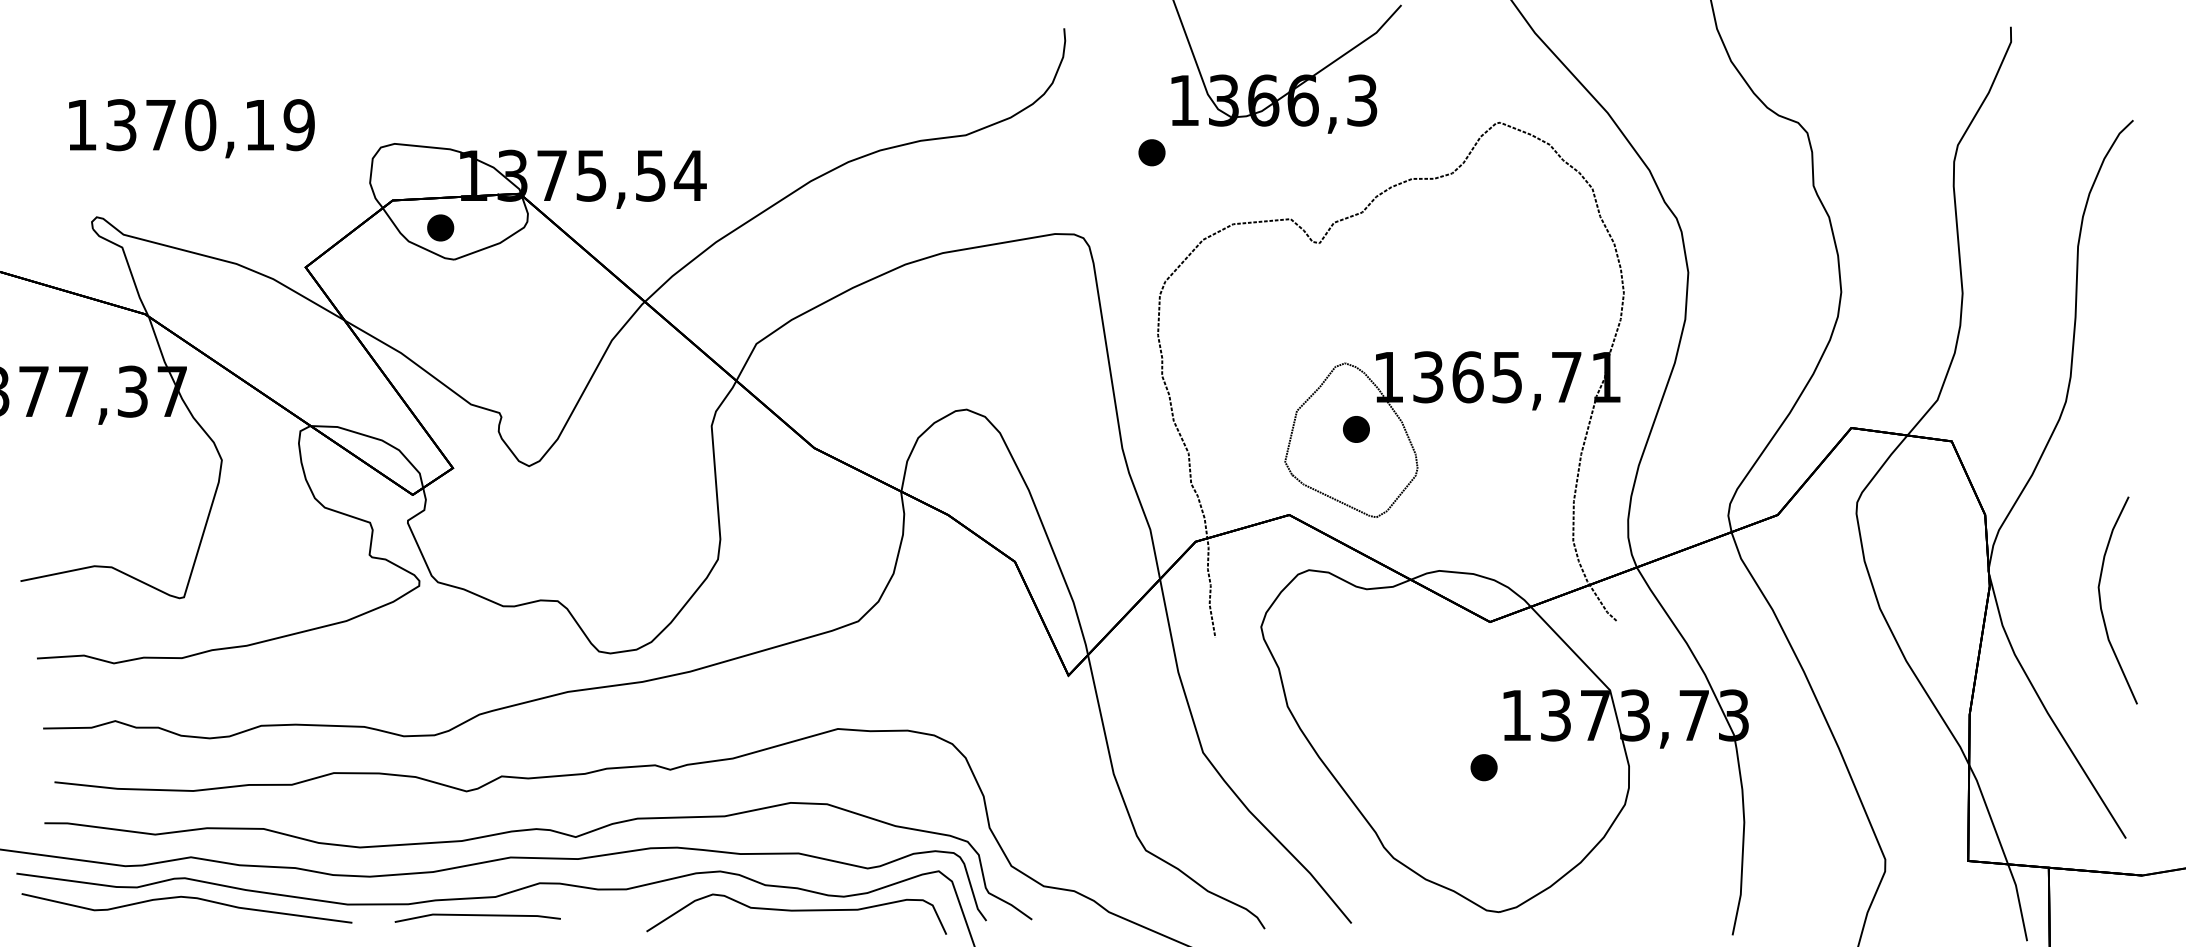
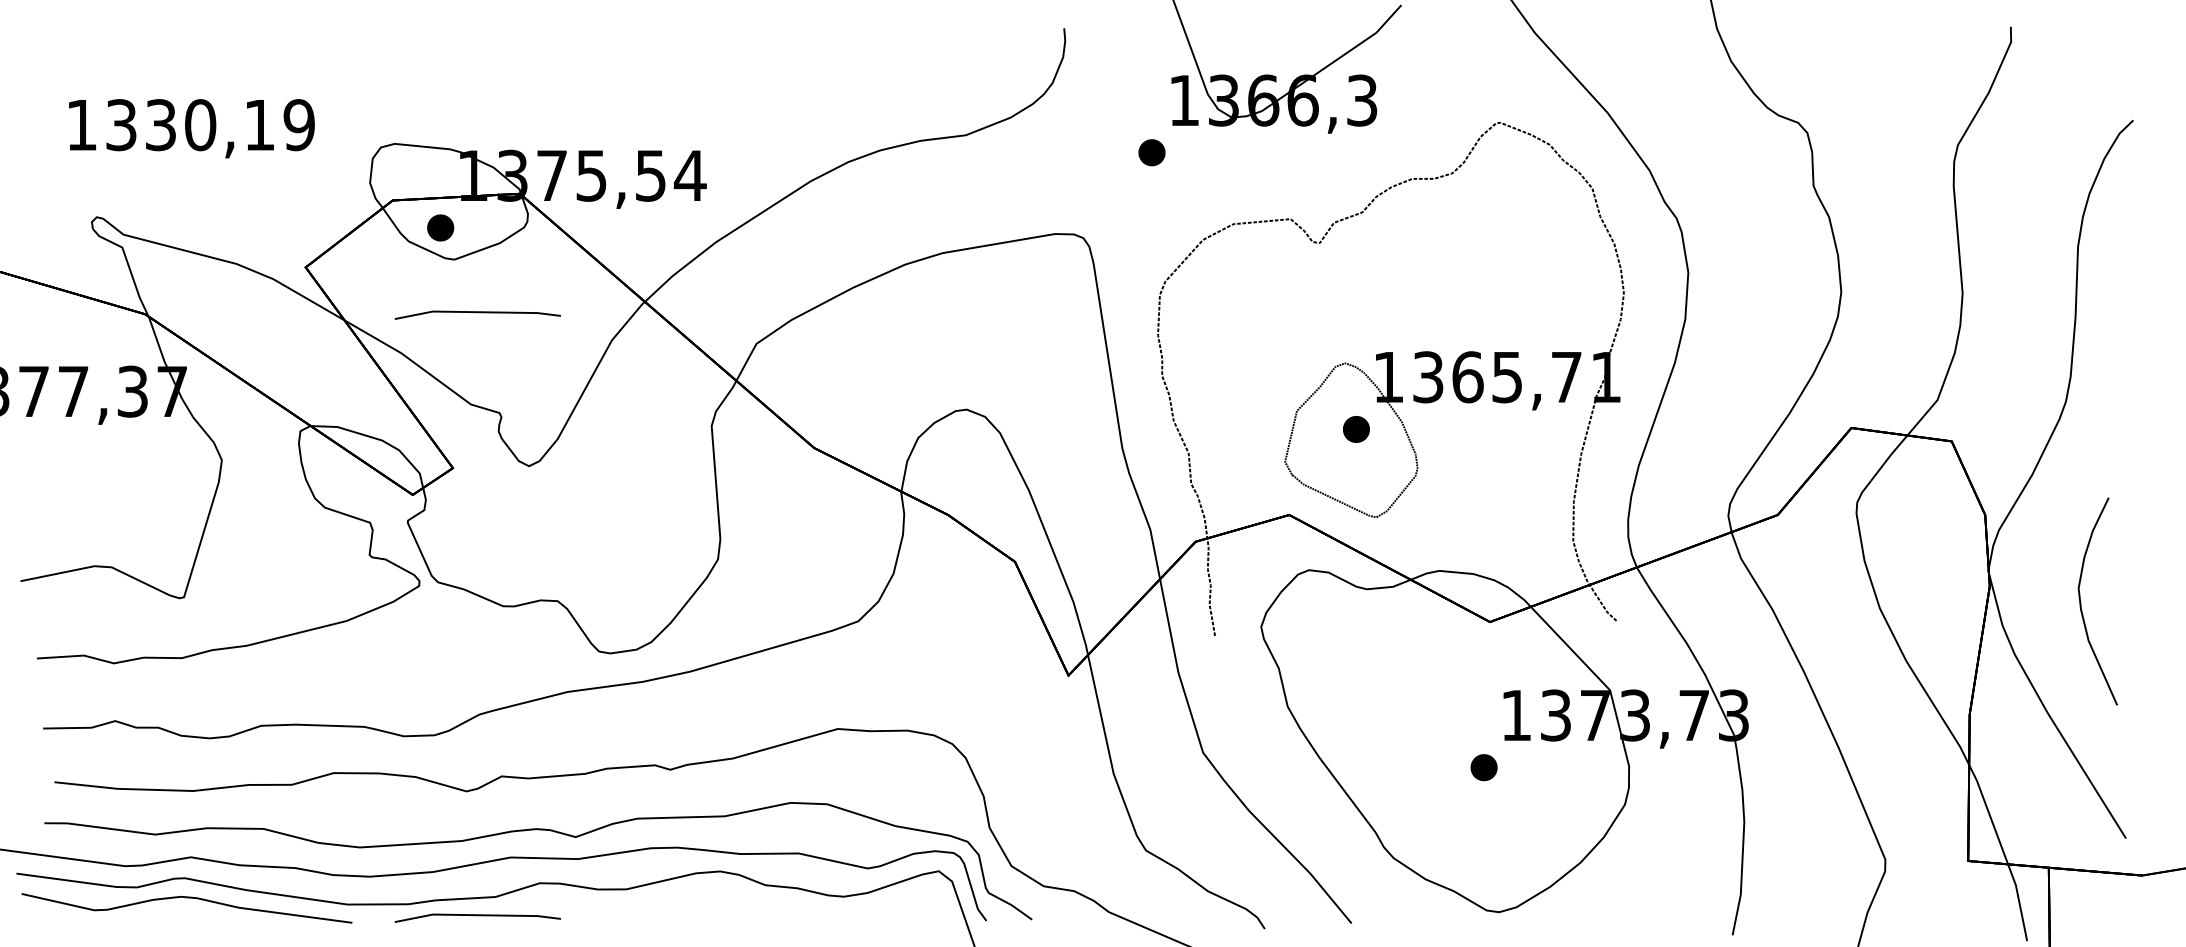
text: 1370,19 -> 1330,19 (160, 125)
line: none -> present (477, 313)
curve position: (2101, 601) -> (2081, 602) (2081, 602)
curve: present -> none (796, 911)
